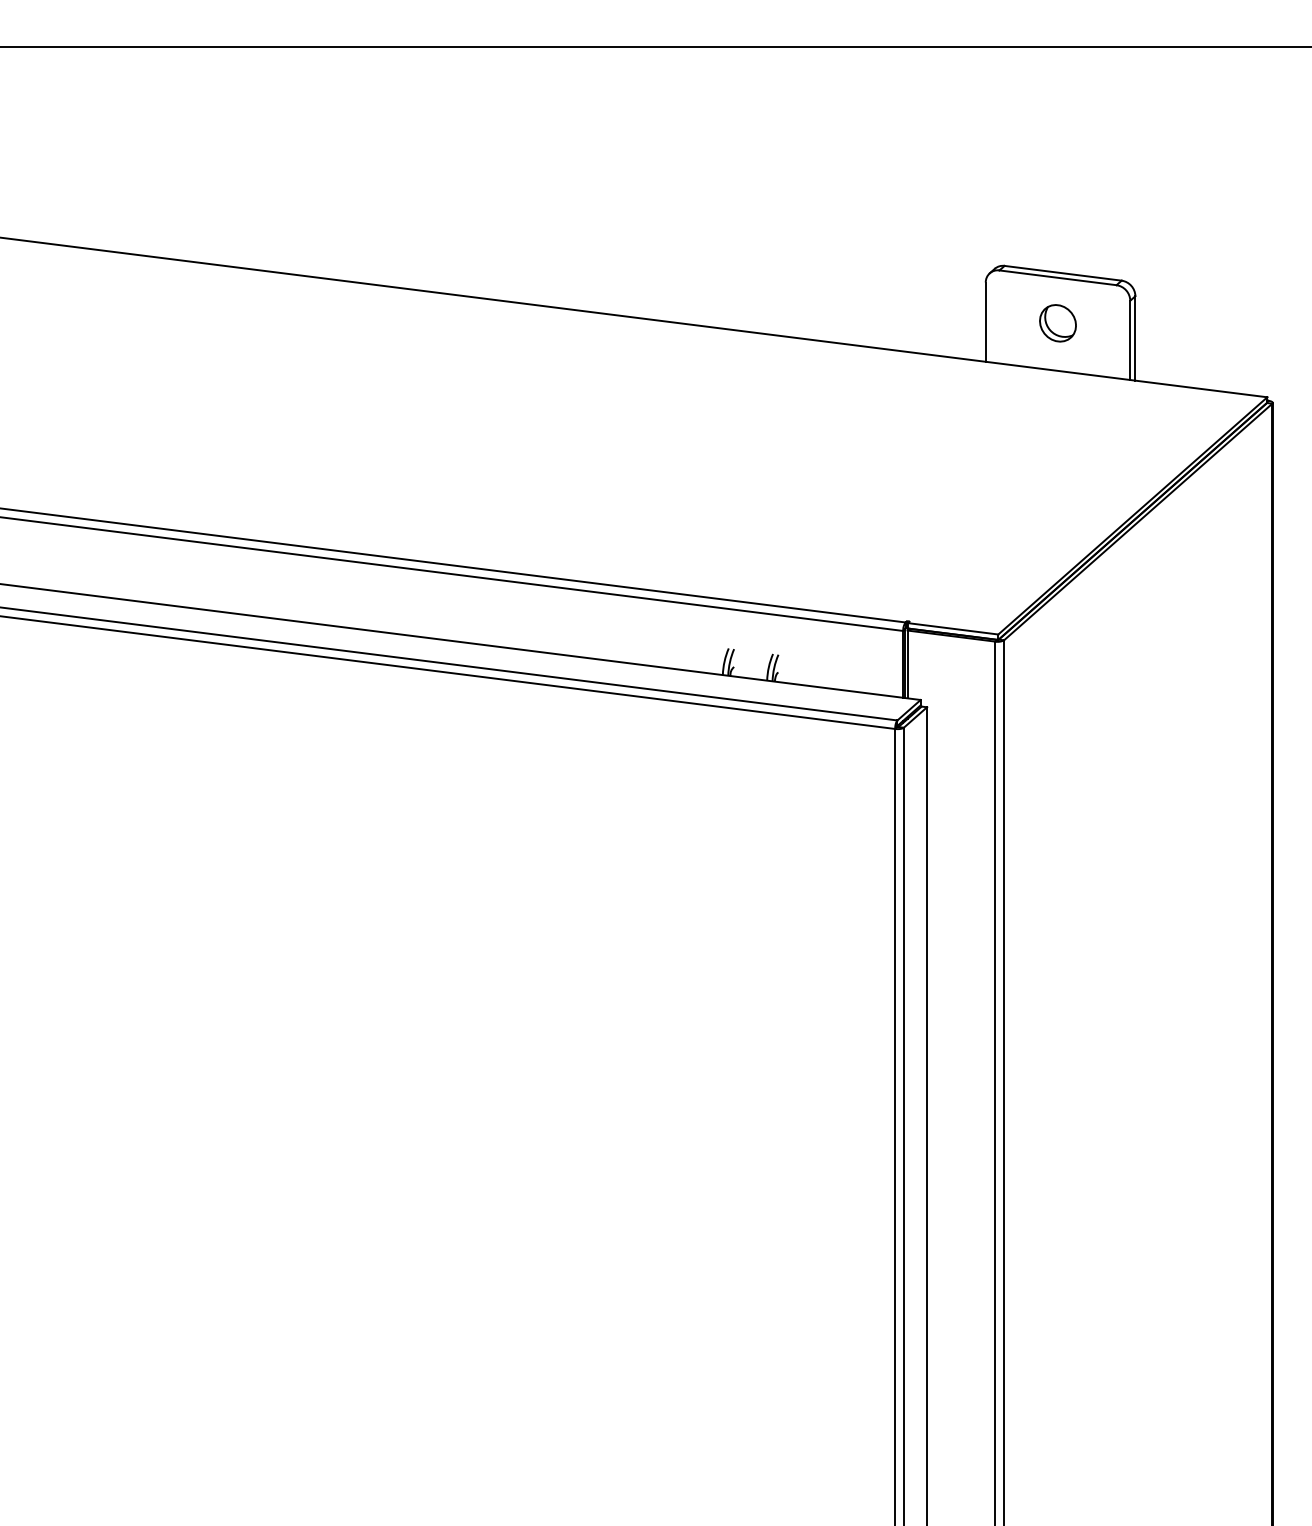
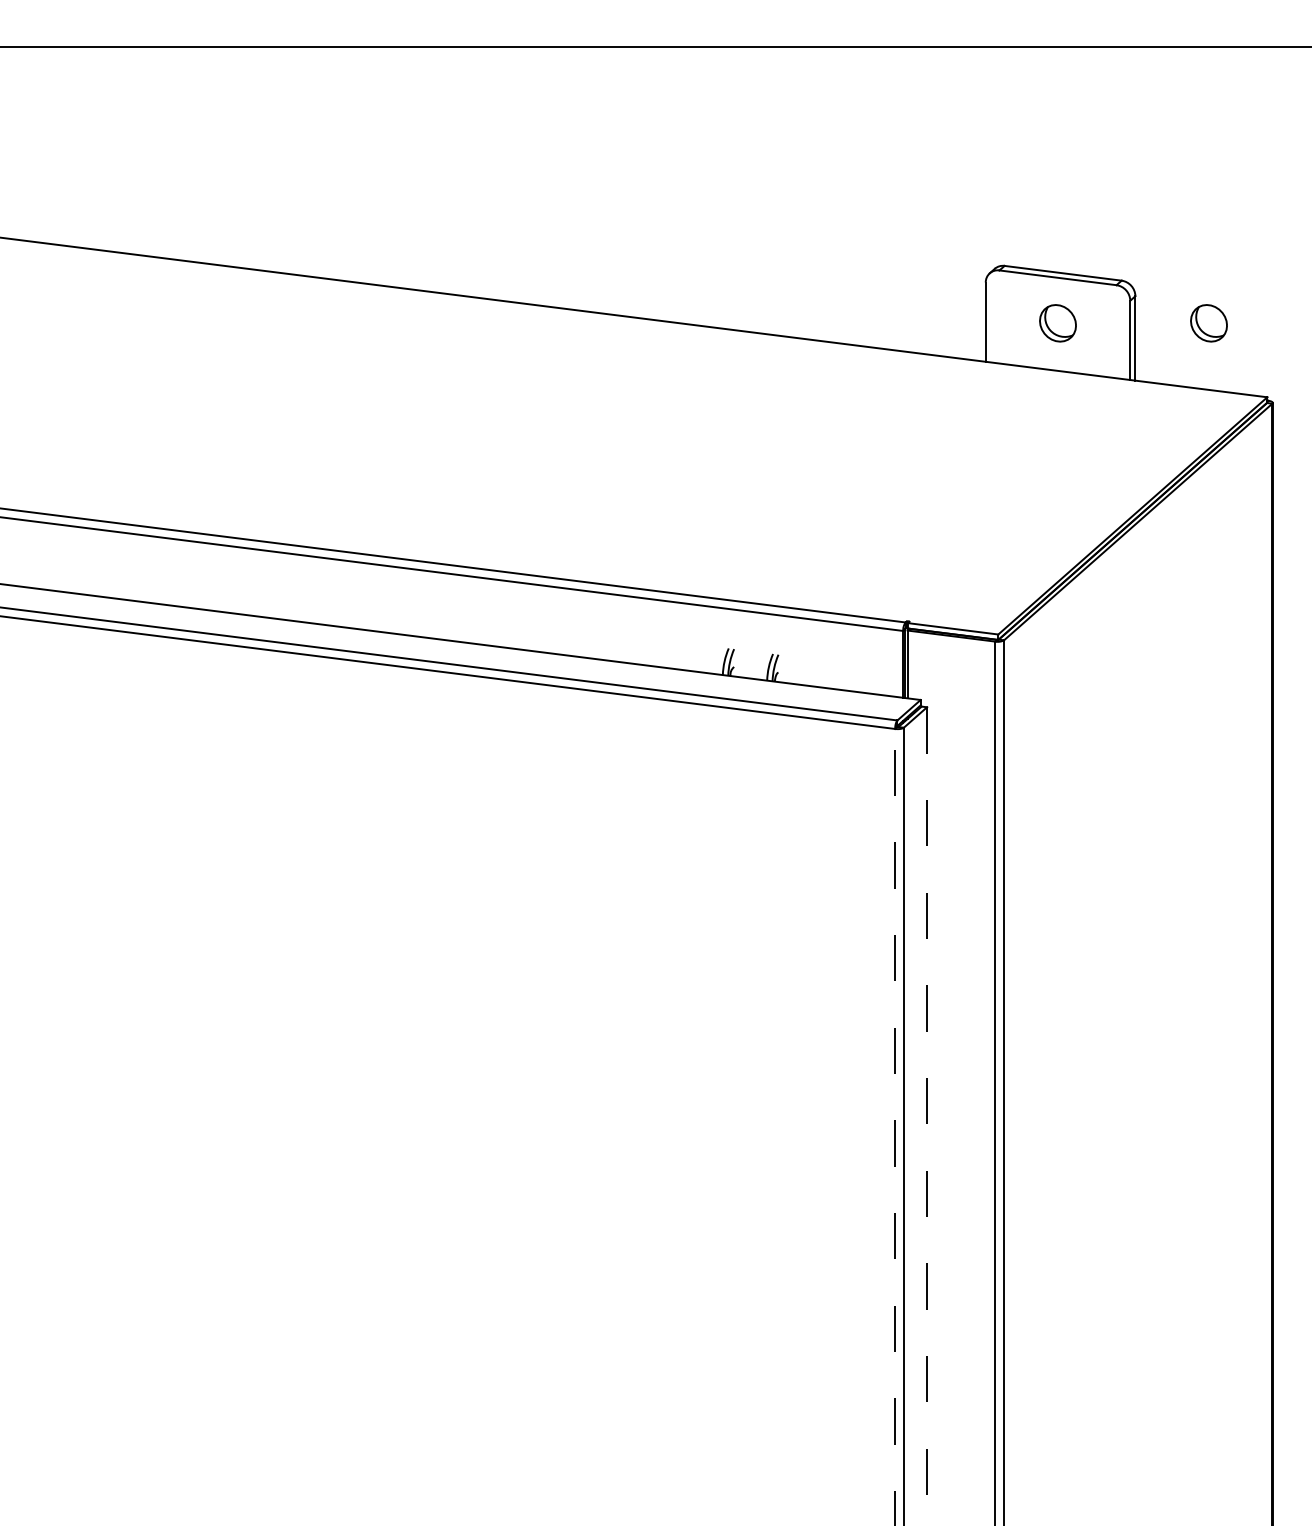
part: none -> present (1208, 323)
line: solid -> dashed (927, 1116)
line: solid -> dashed (895, 1126)
